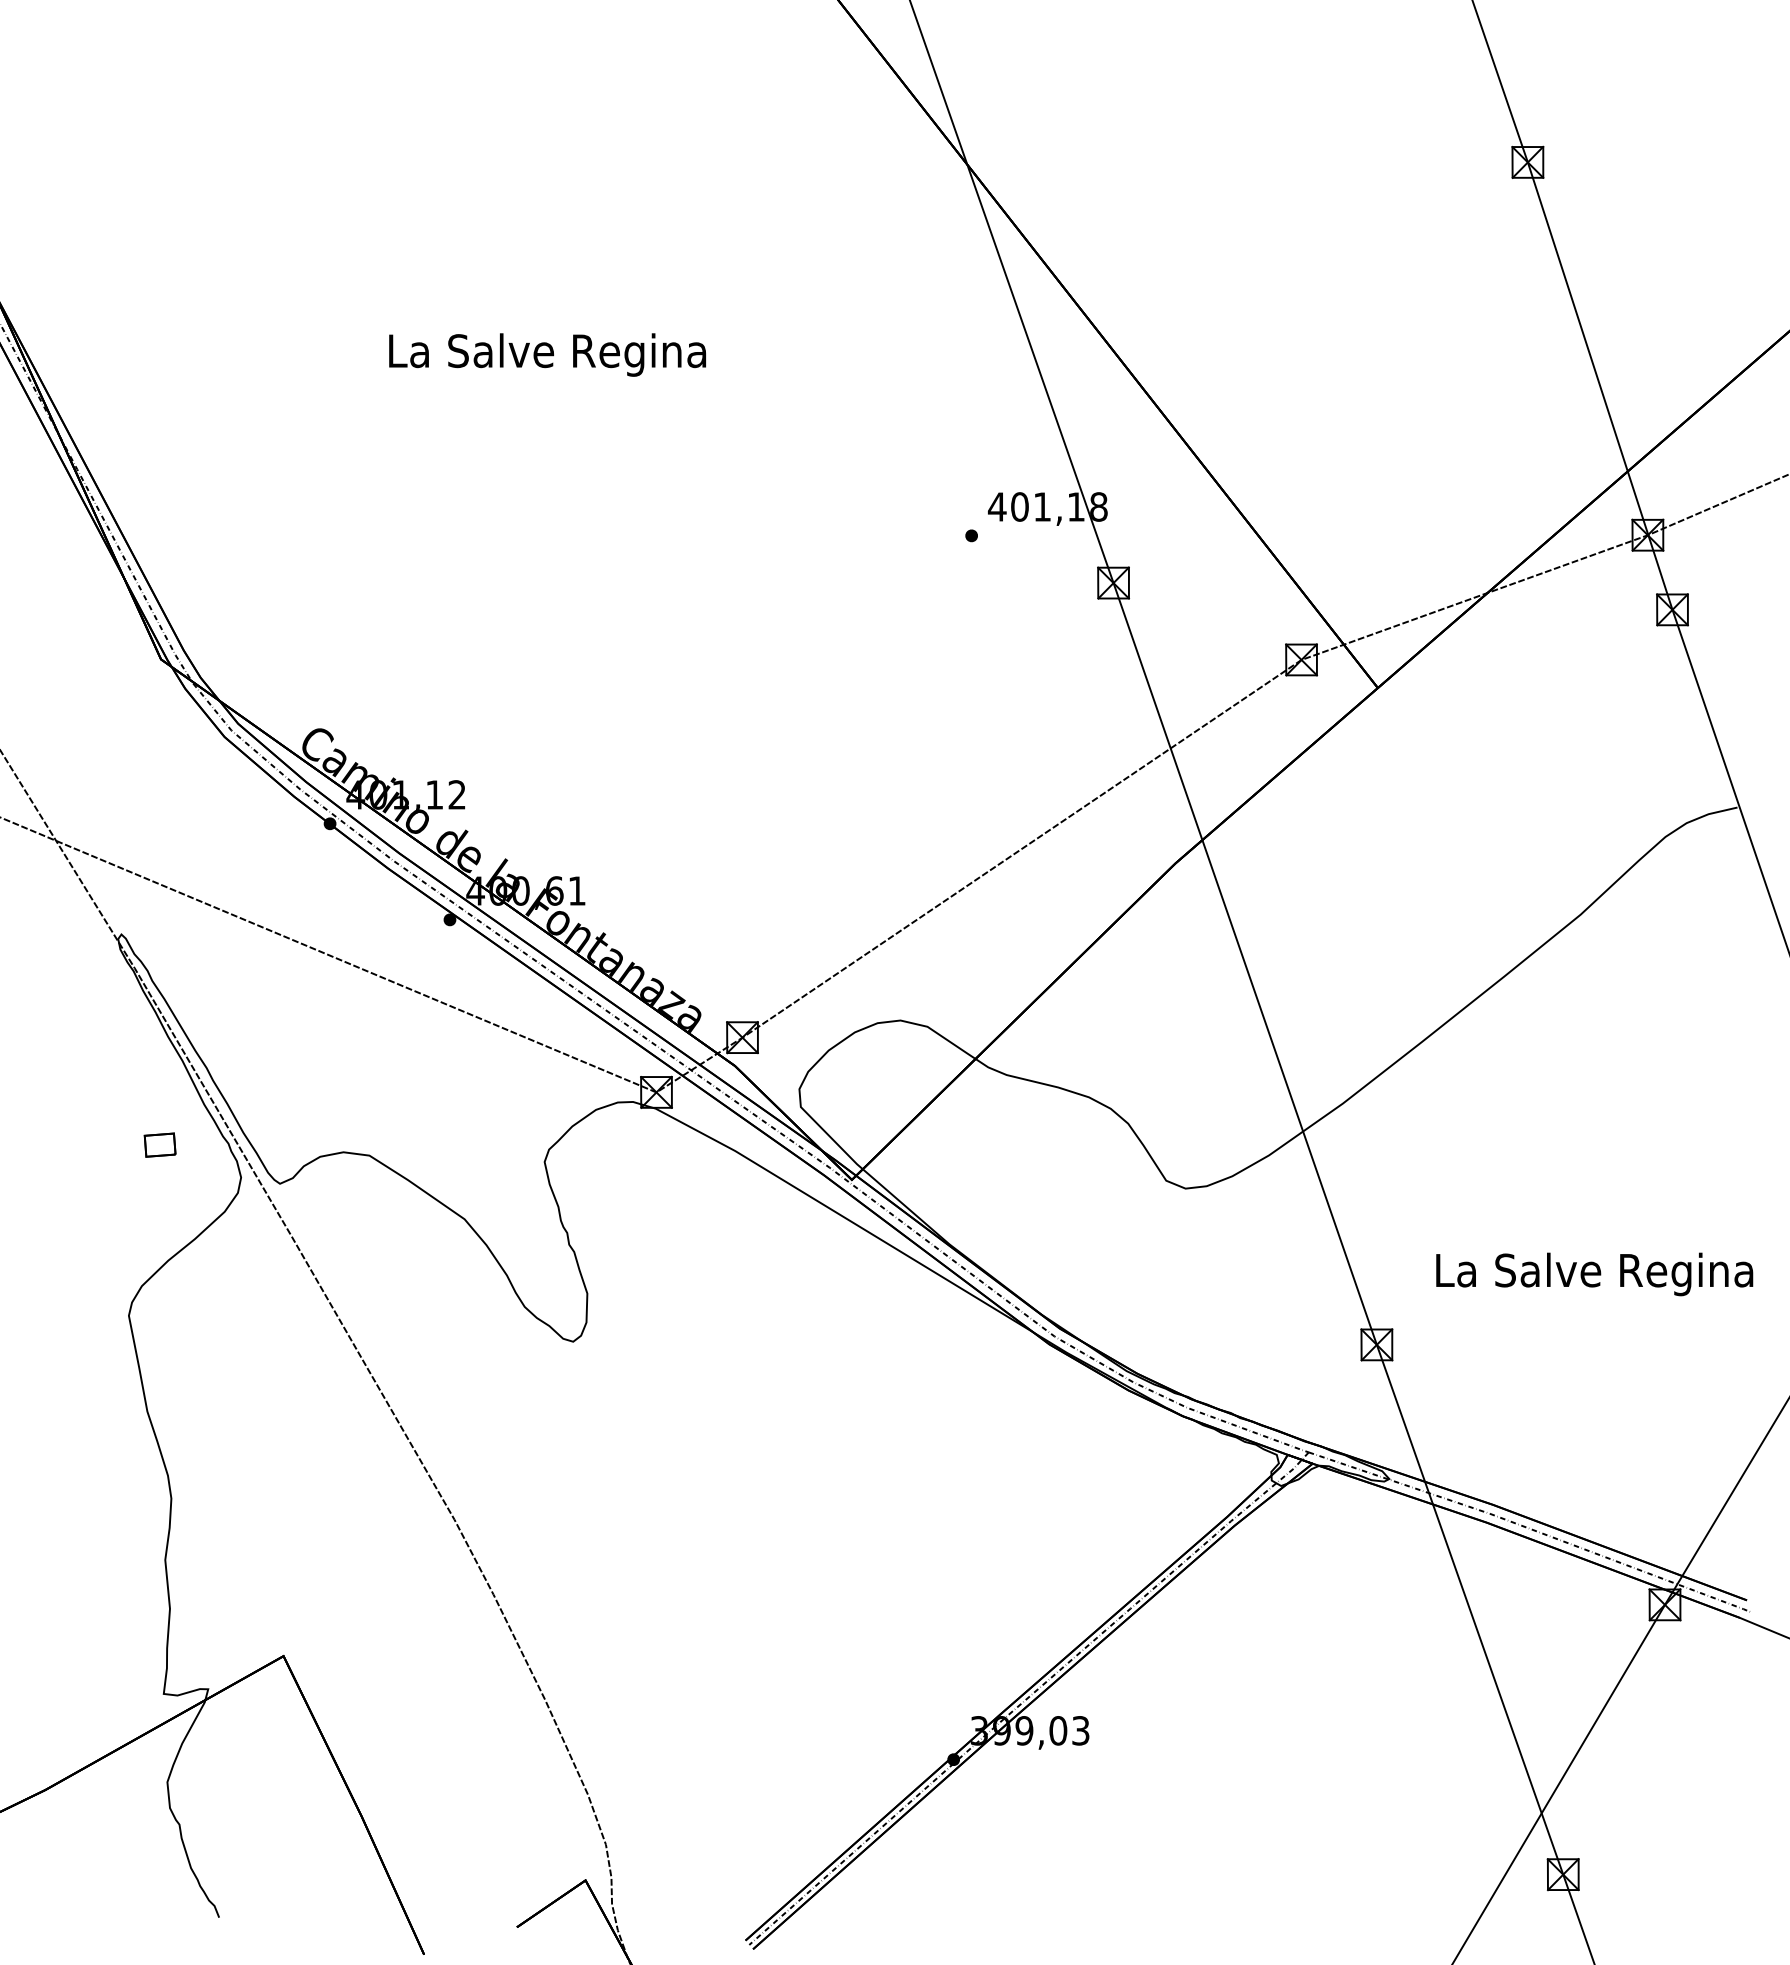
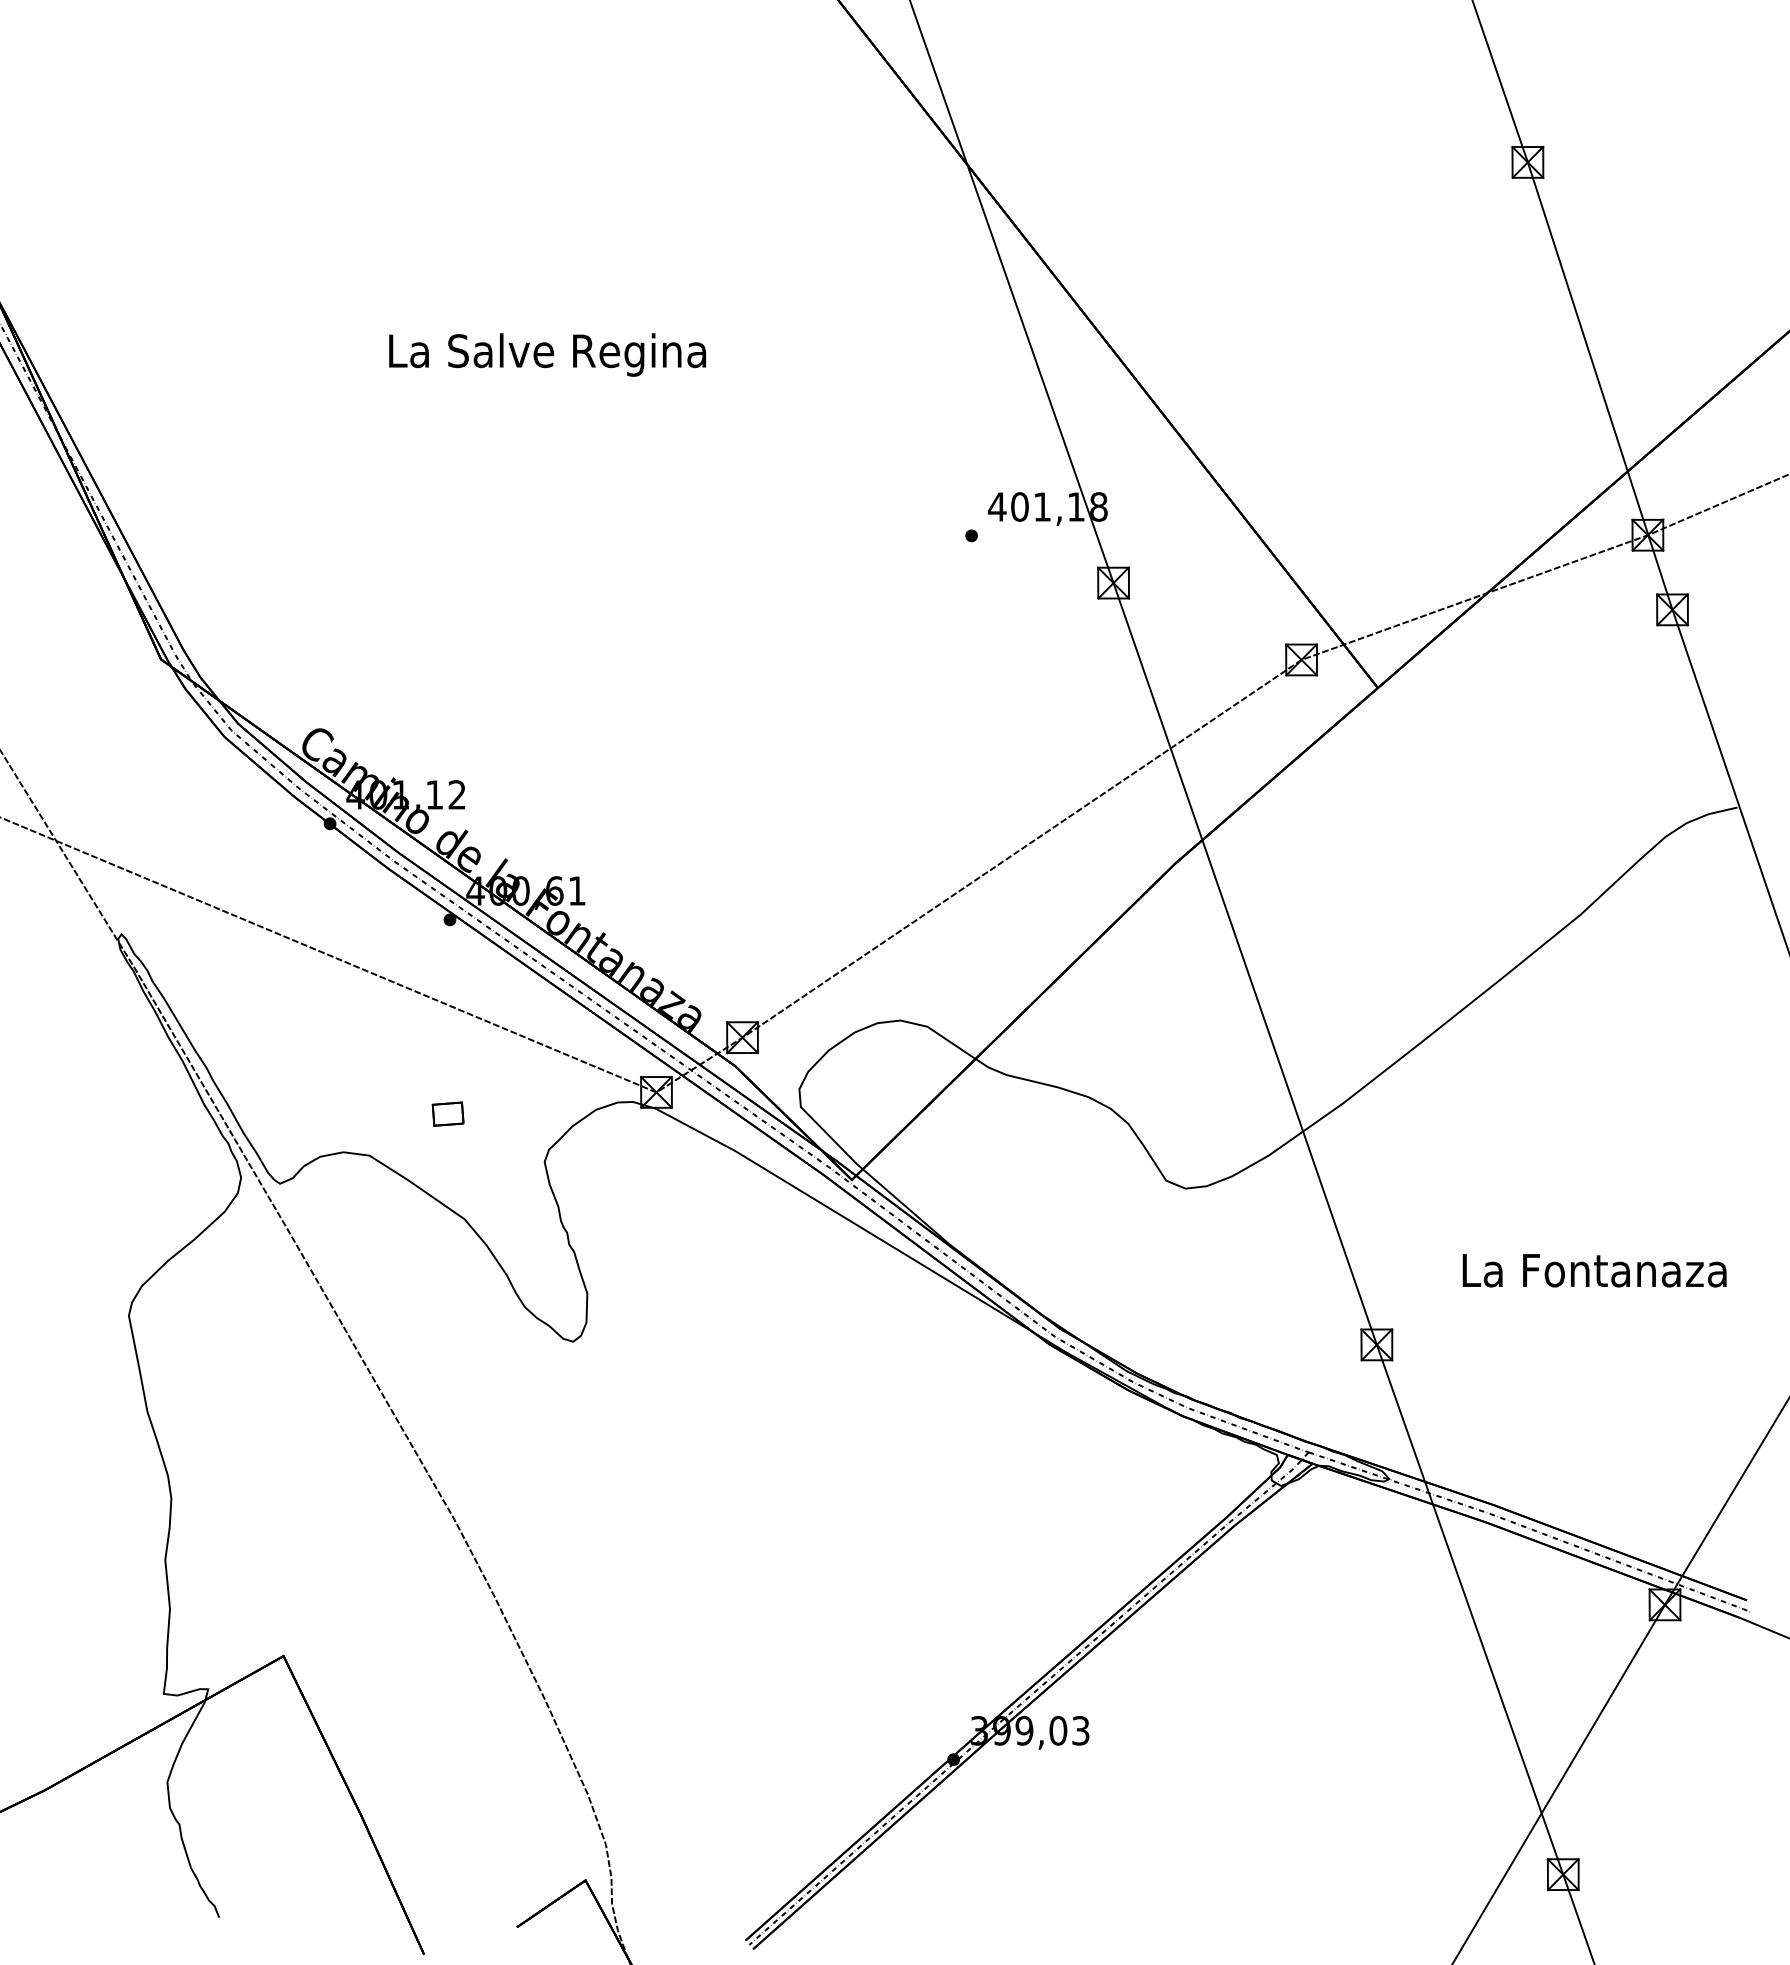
part position: (159, 1144) -> (447, 1113) (447, 1113)
text: La Salve Regina -> La Fontanaza (1594, 1274)
